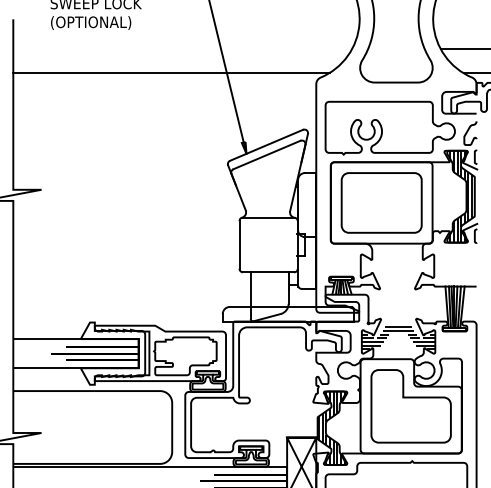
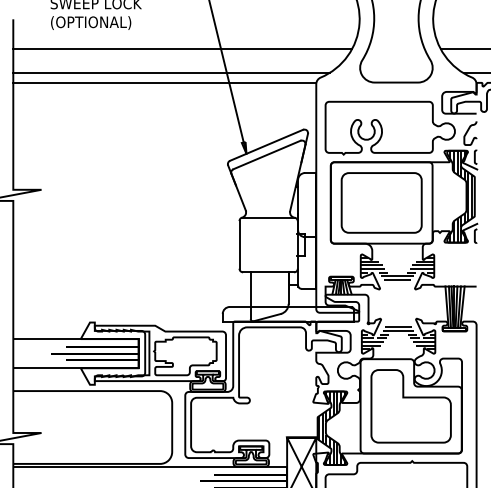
line: none -> present (182, 48)
line: none -> present (164, 82)
hatch: none -> present (397, 268)
